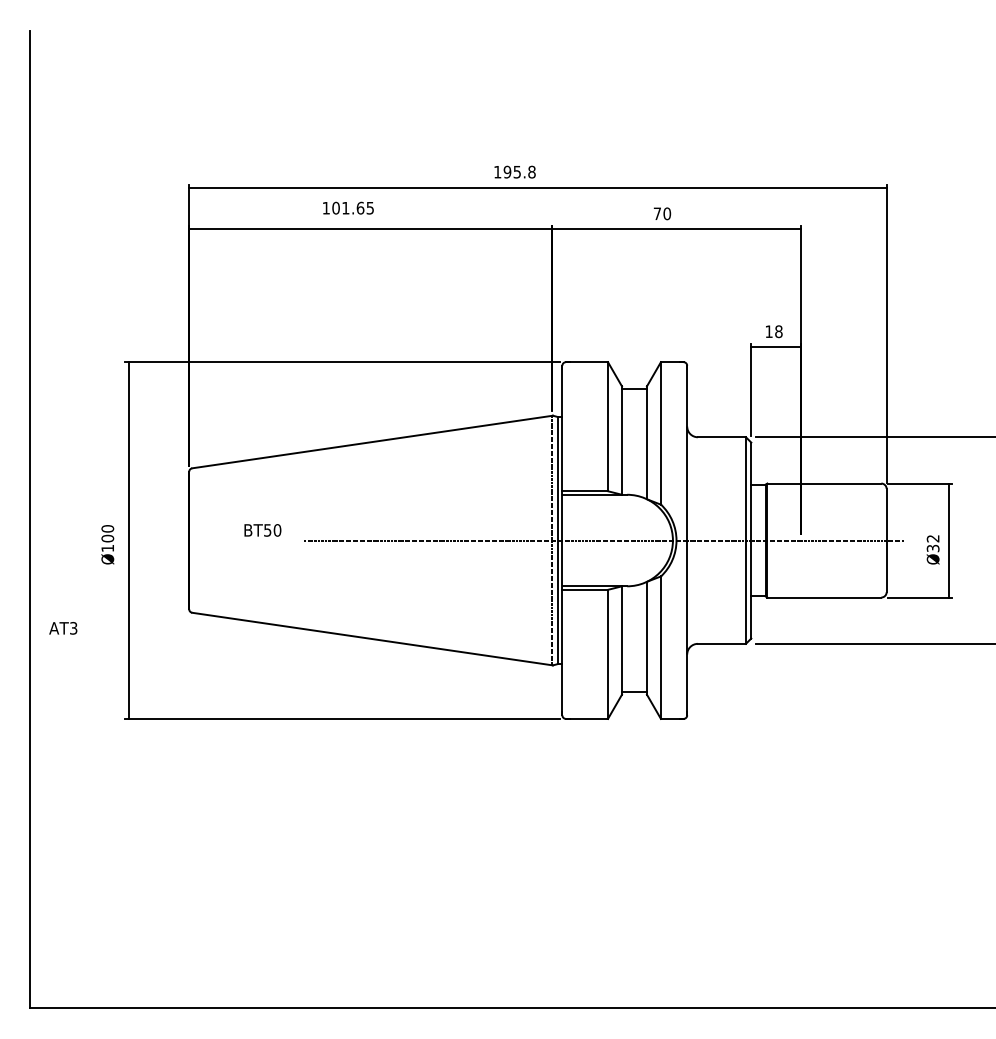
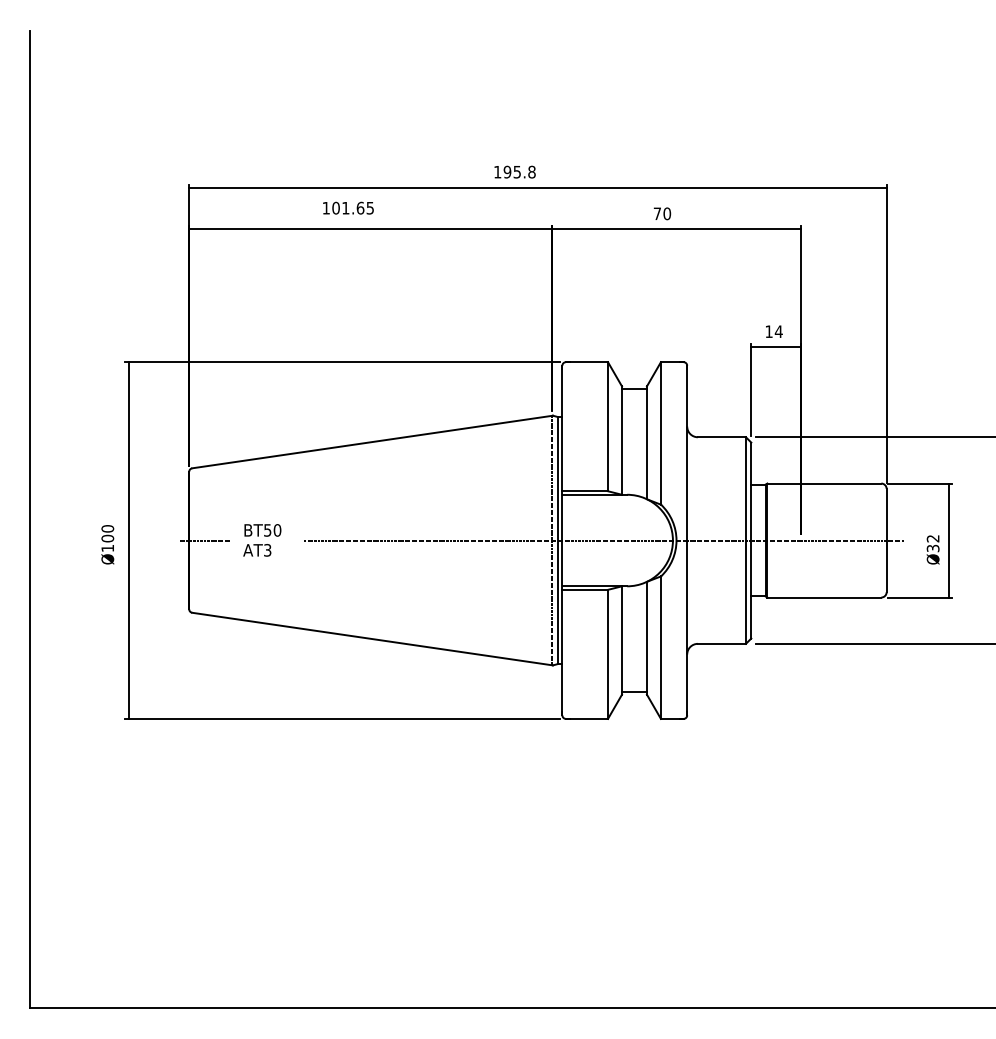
text: 18 -> 14 (778, 331)
line: none -> present (204, 540)
text position: (63, 628) -> (257, 550) (257, 550)
